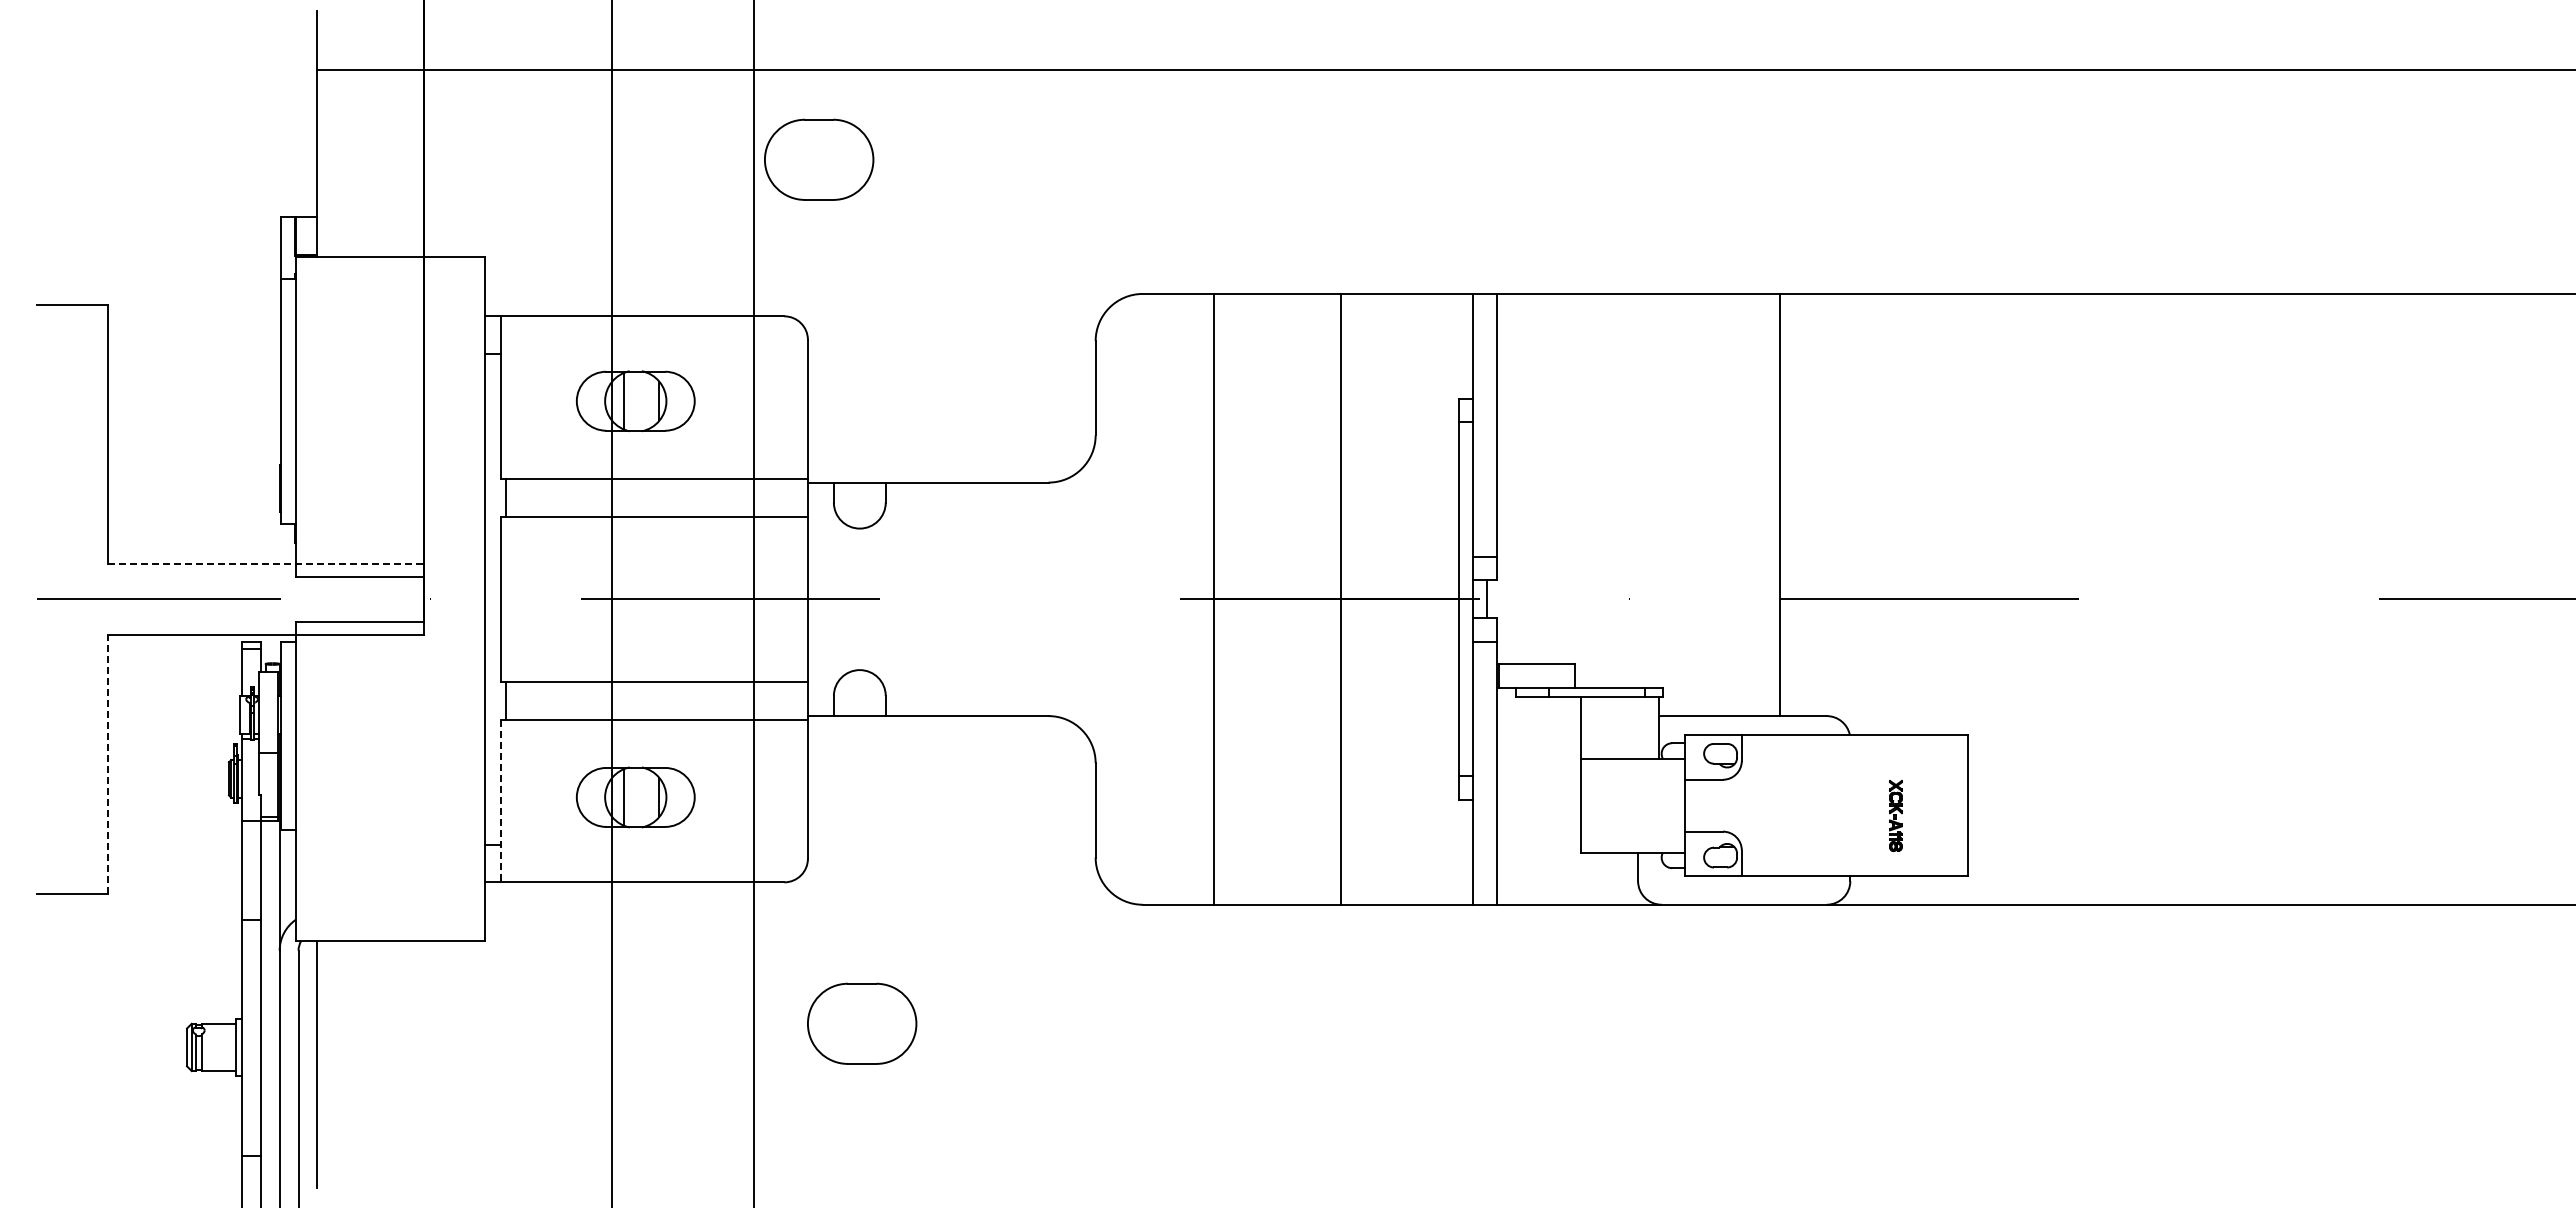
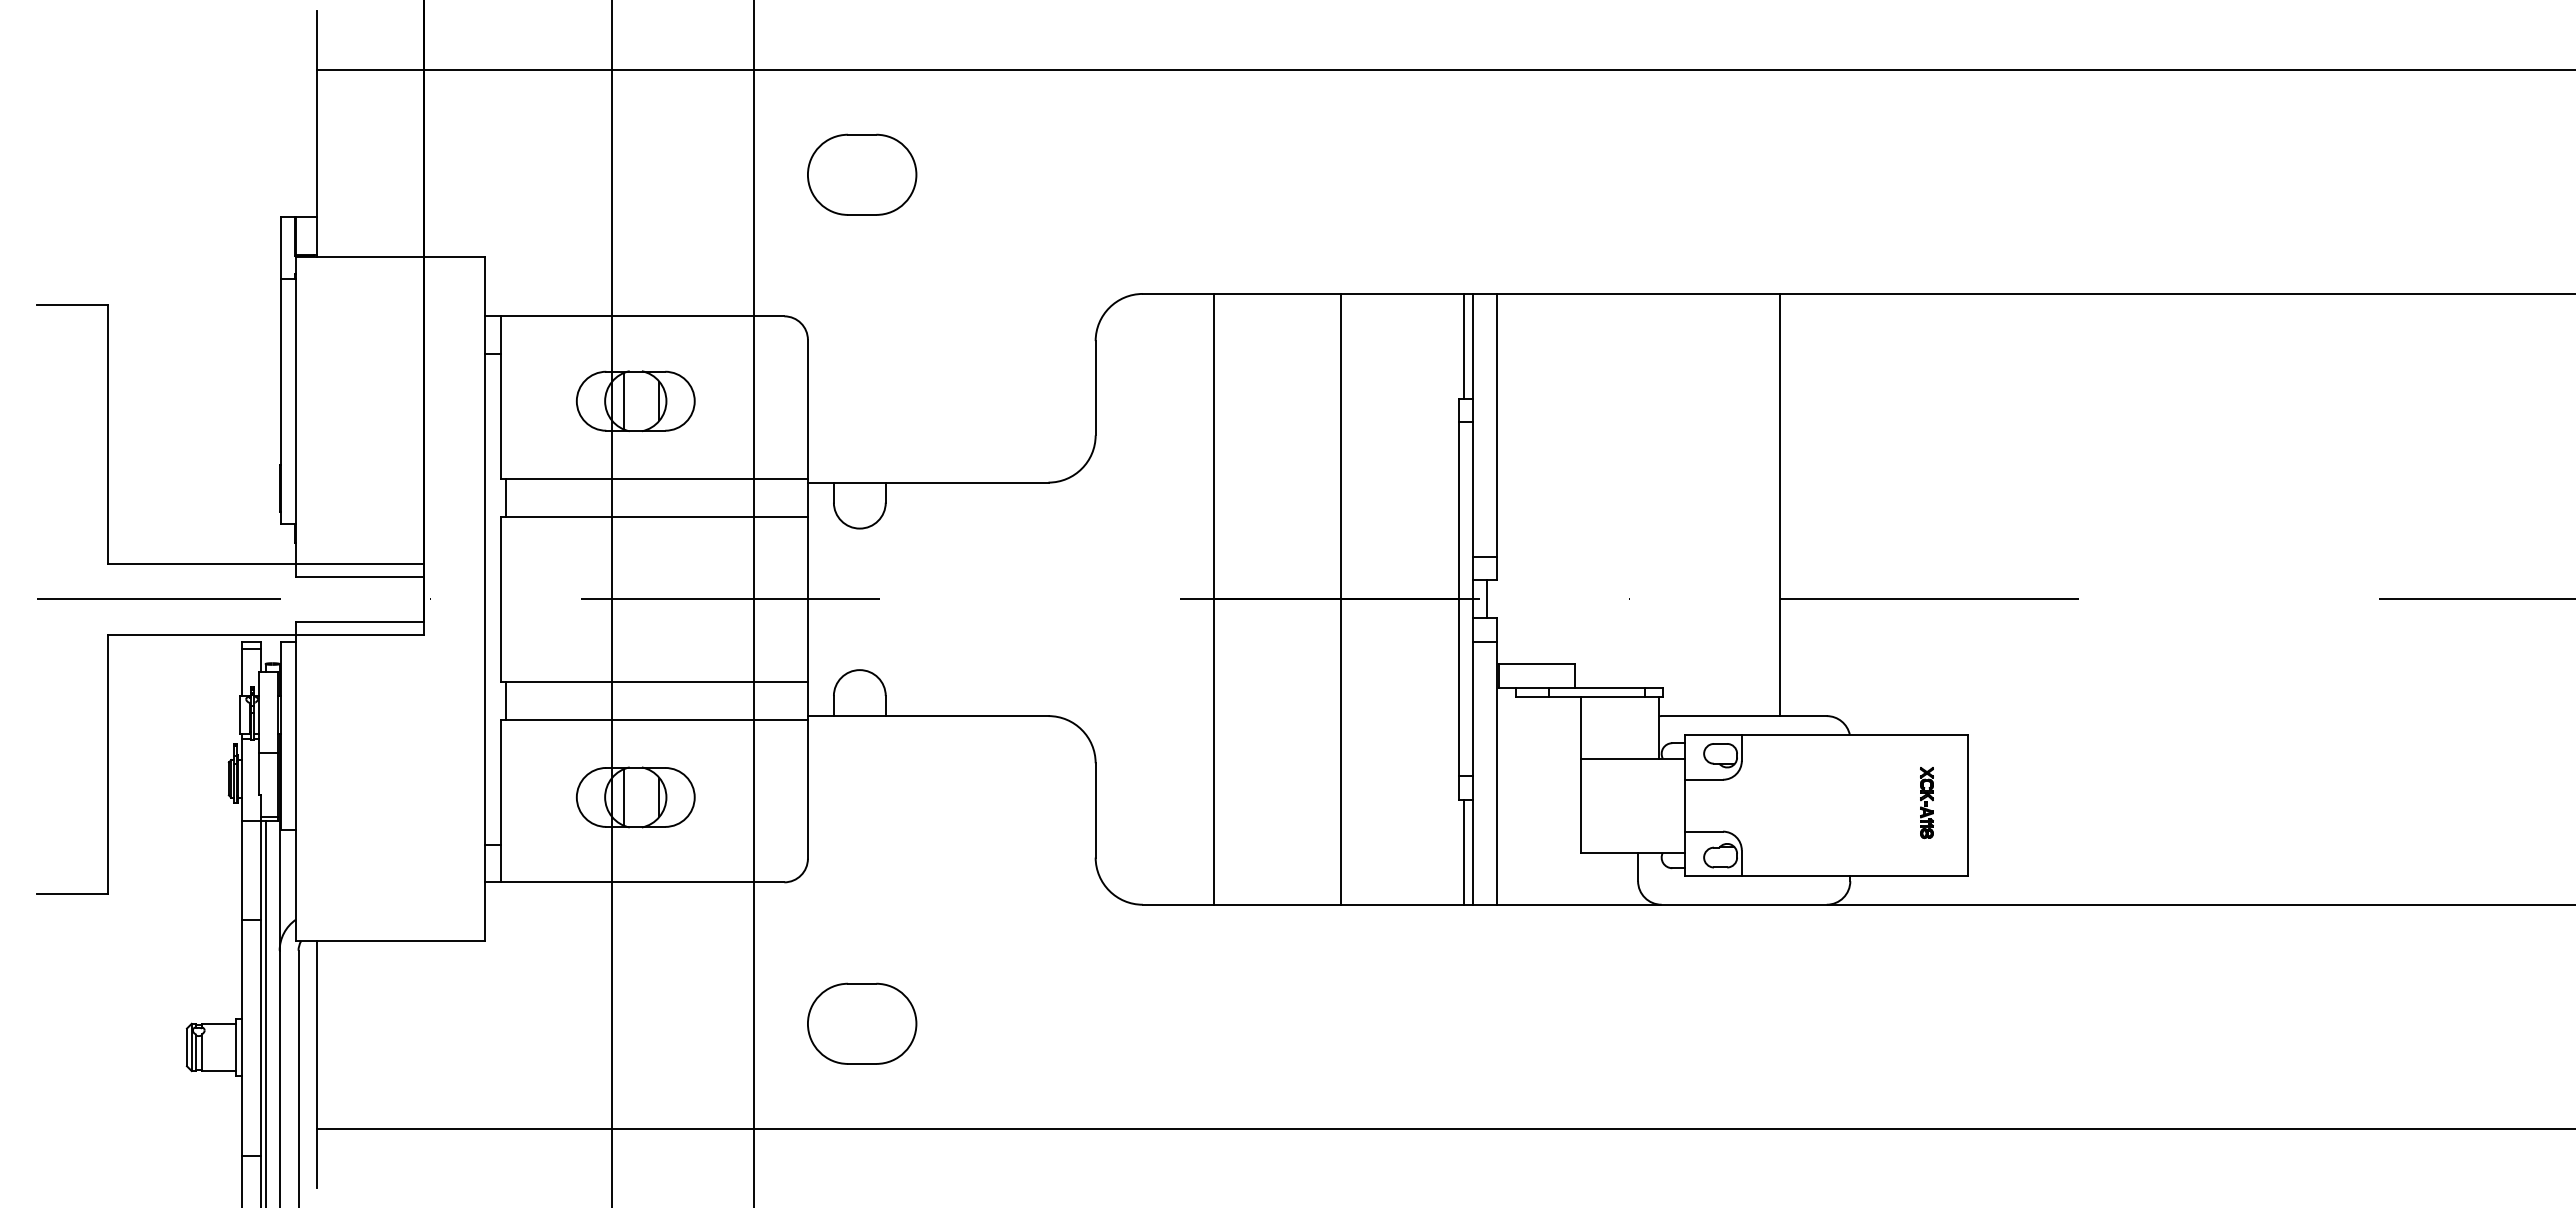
part position: (819, 159) -> (862, 174) (862, 174)
line: none -> present (1463, 345)
line: dashed -> solid (266, 563)
line: dashed -> solid (107, 764)
line: dashed -> solid (501, 801)
part position: (1895, 816) -> (1926, 803) (1926, 803)
line: none -> present (1463, 851)
line: none -> present (265, 1012)
line: none -> present (1444, 1128)
